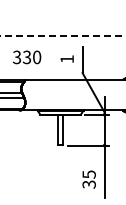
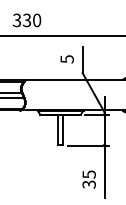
line: dashed -> solid (63, 35)
text position: (26, 57) -> (26, 20) (26, 20)
text: 1 -> 5 (66, 59)
